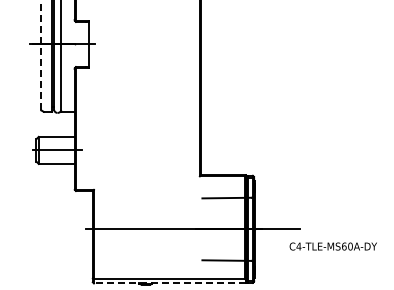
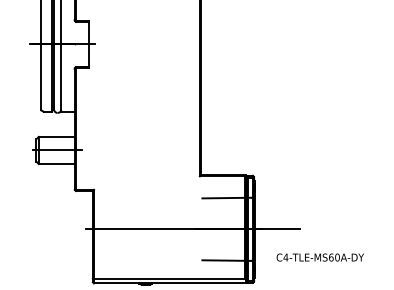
line: dashed -> solid (41, 54)
text position: (332, 246) -> (319, 257) (319, 257)
line: dashed -> solid (169, 283)
